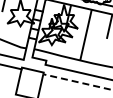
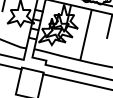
line: dashed -> solid (78, 82)
